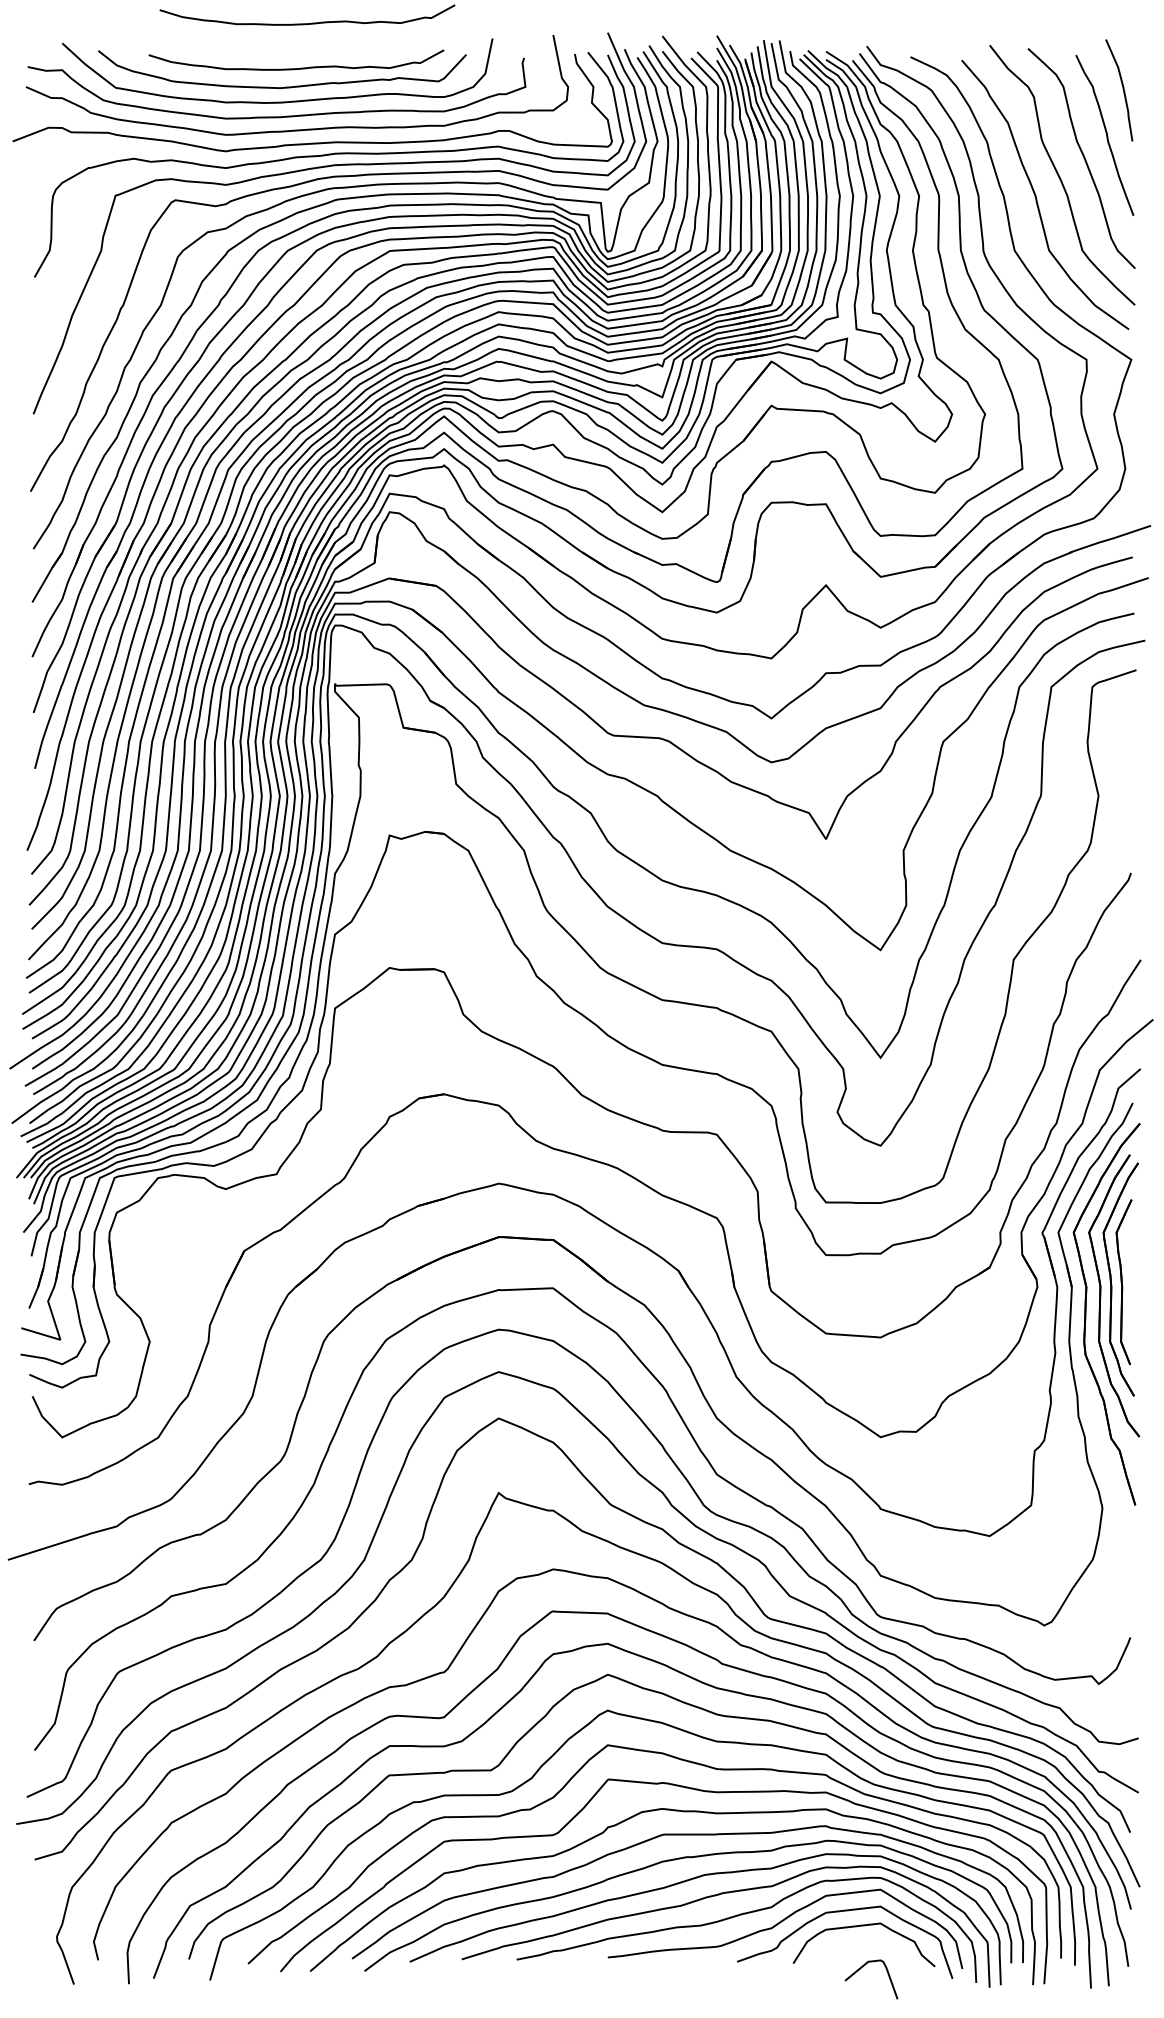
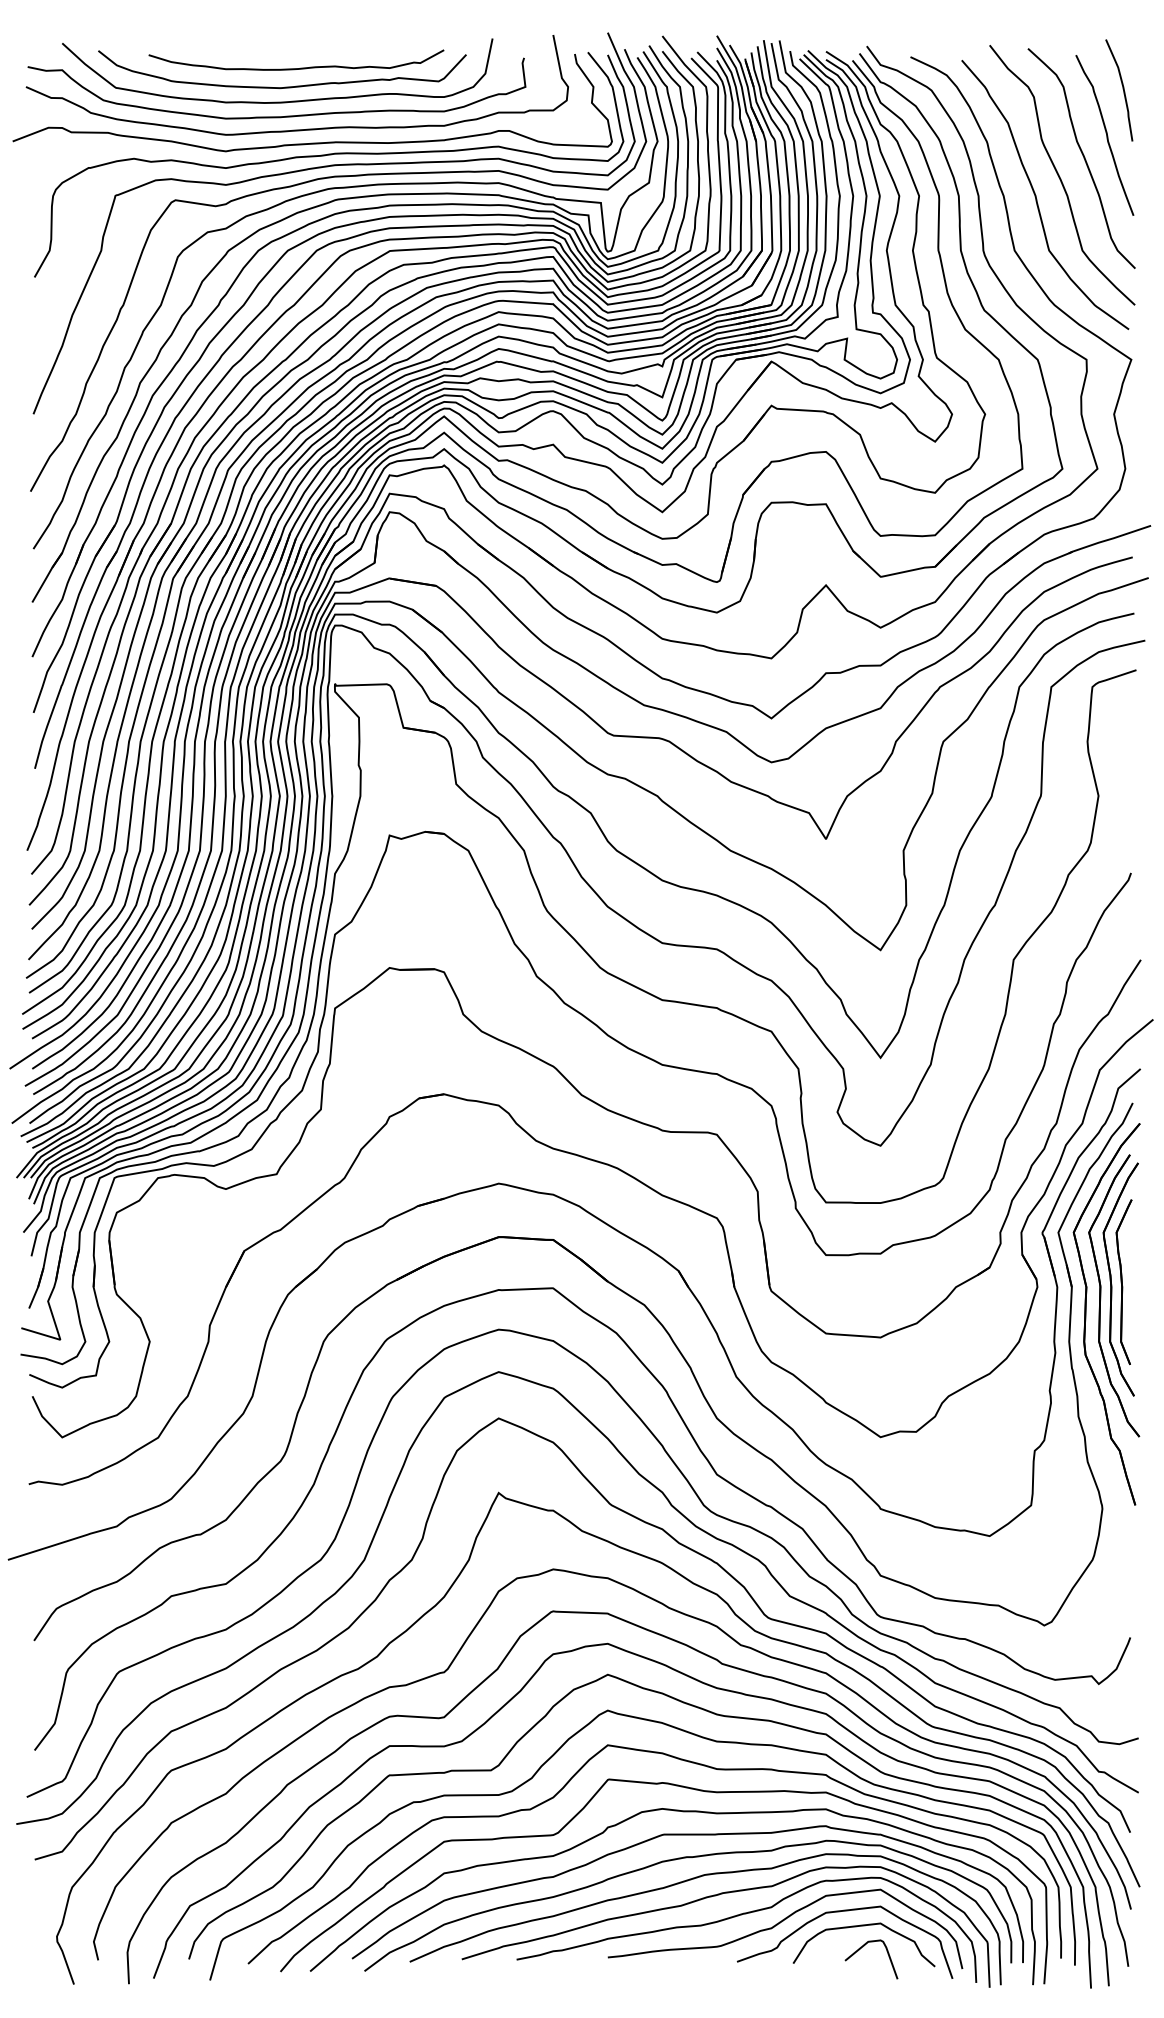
curve: present -> none (311, 22)
curve position: (864, 1966) -> (864, 1946) (864, 1946)
